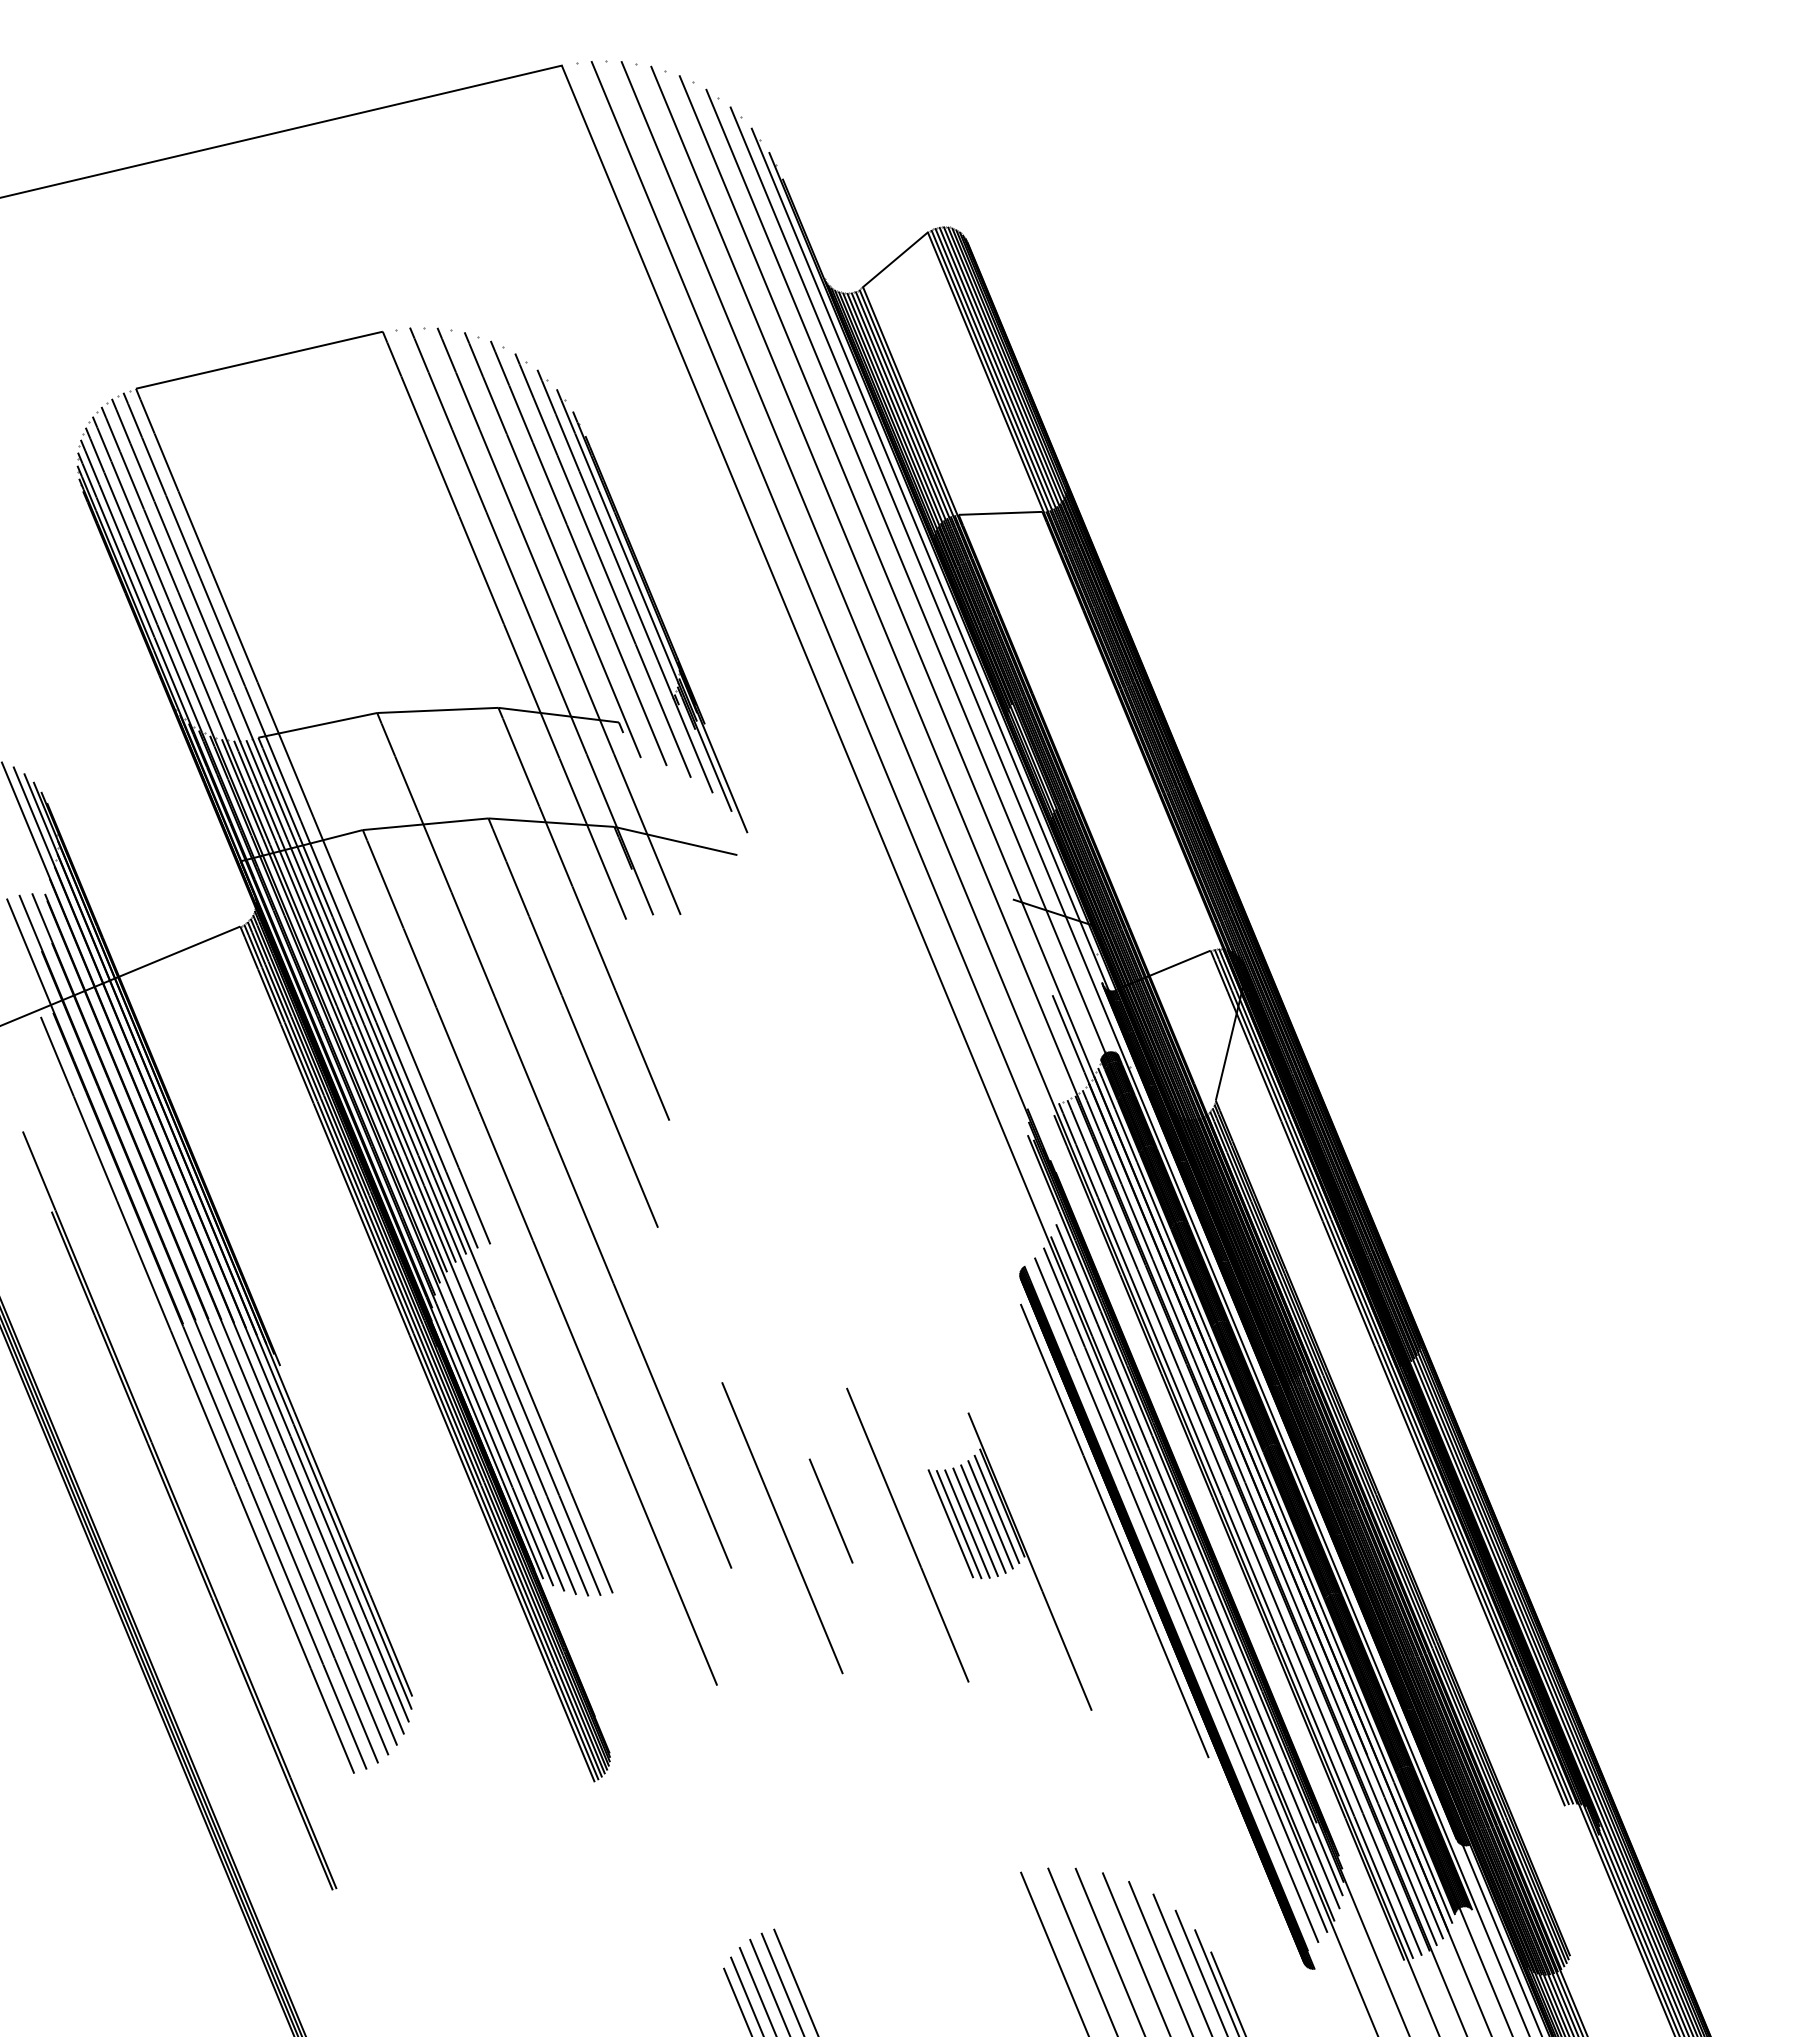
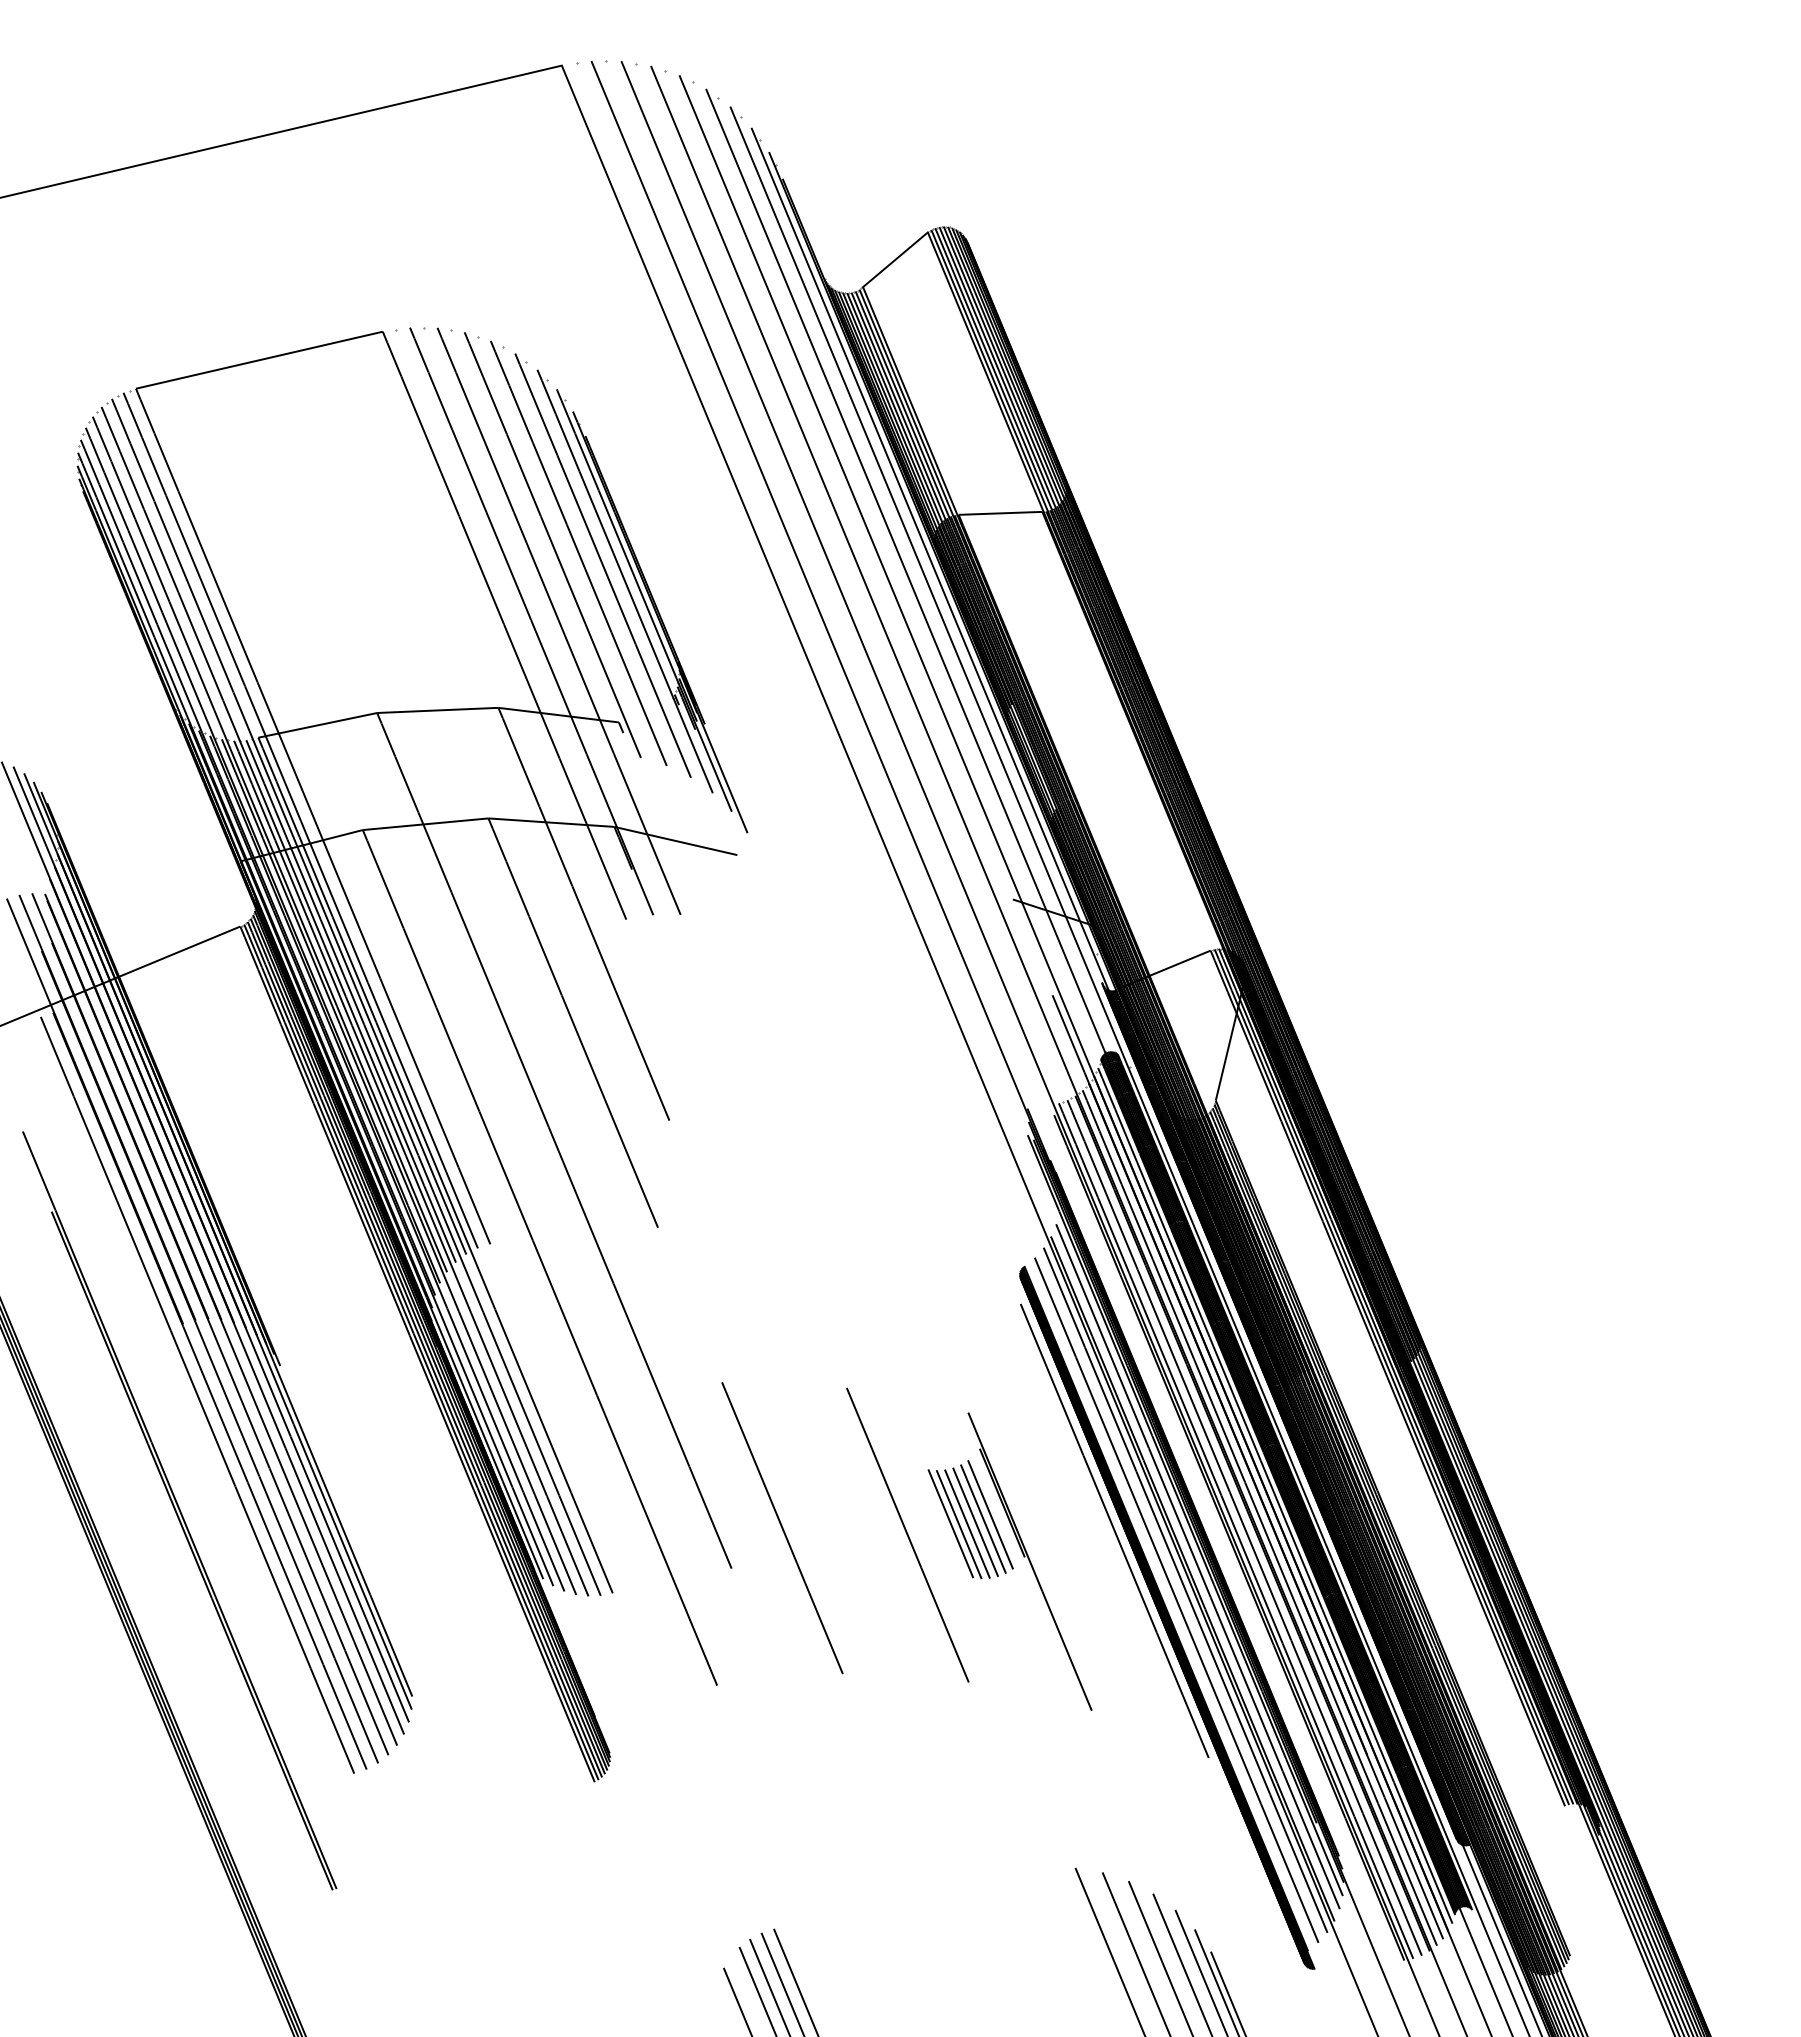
line: present -> none (996, 1509)
line: present -> none (830, 1510)
line: present -> none (1081, 1950)
line: present -> none (1053, 1952)
line: present -> none (746, 1994)
